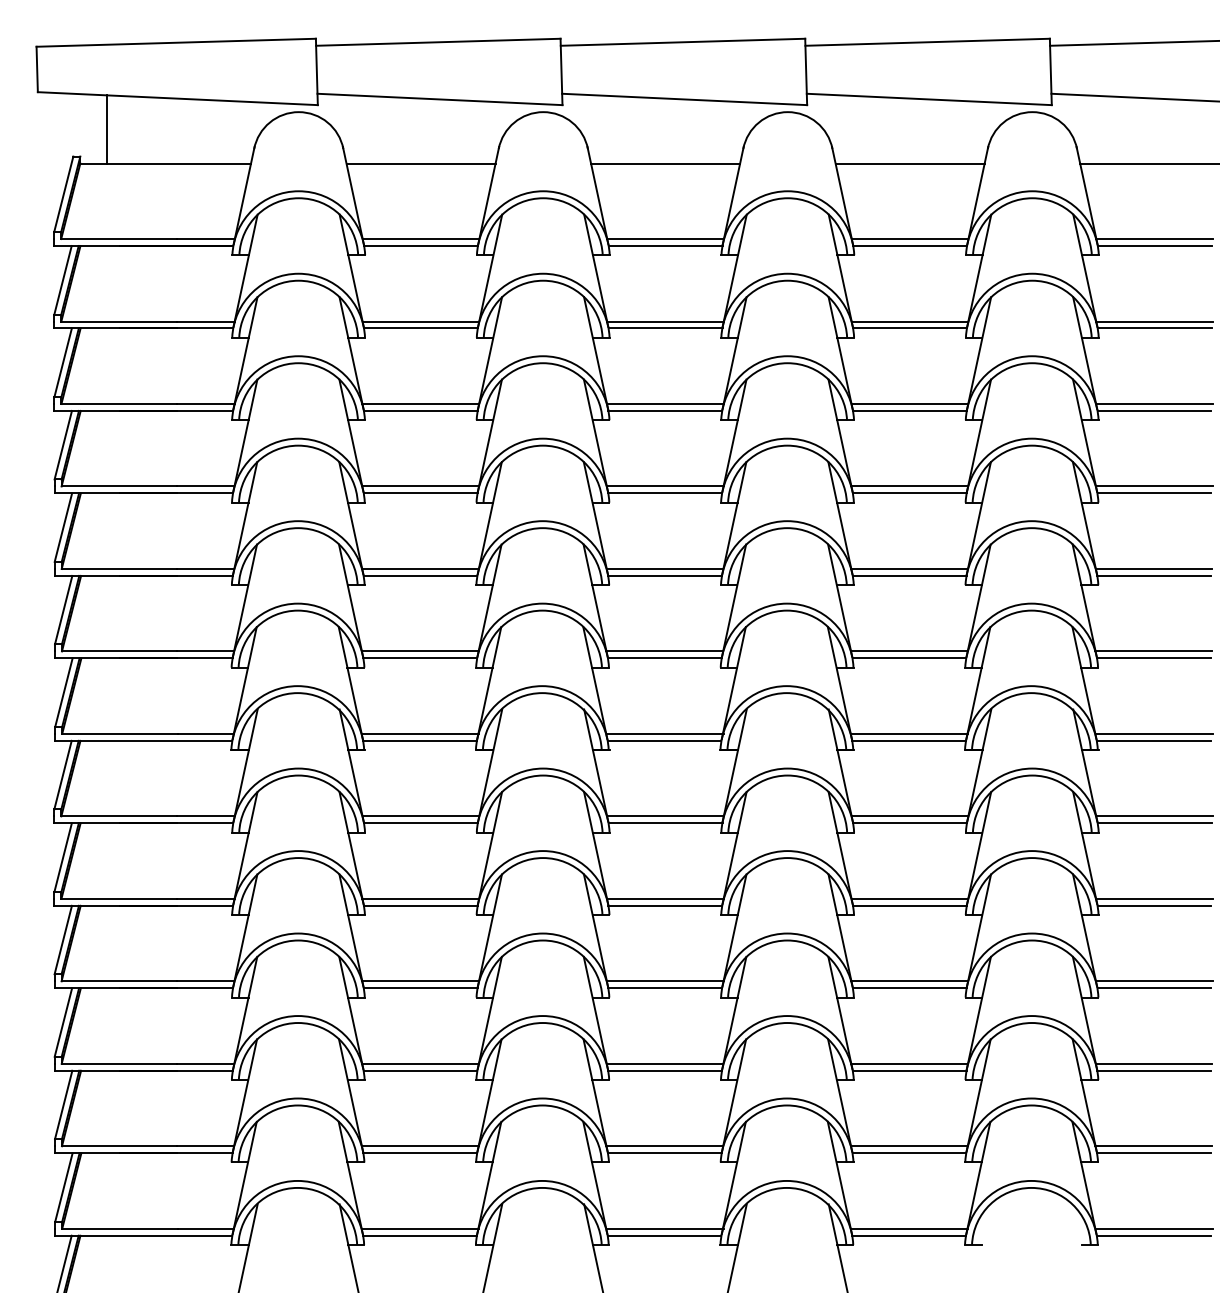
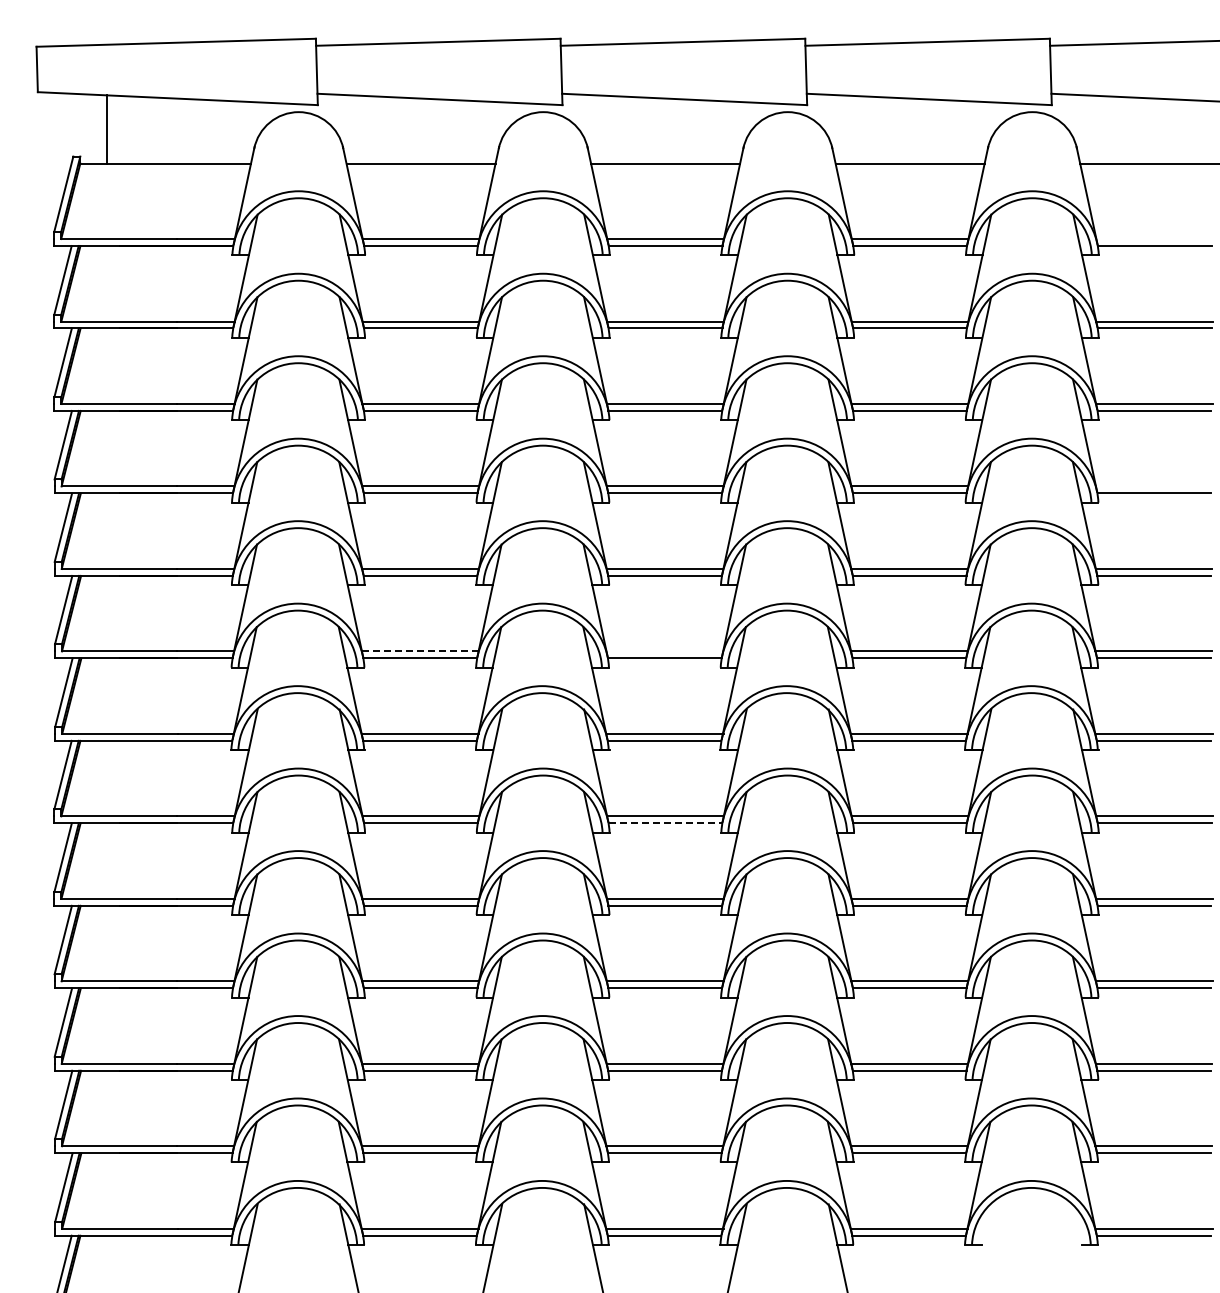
line: present -> none (1154, 239)
line: present -> none (1153, 486)
line: solid -> dashed (420, 651)
line: present -> none (664, 651)
line: solid -> dashed (665, 823)
